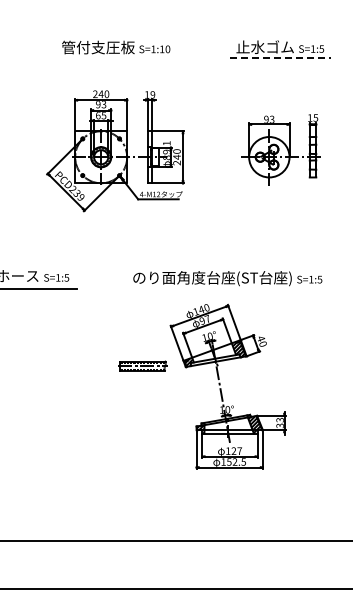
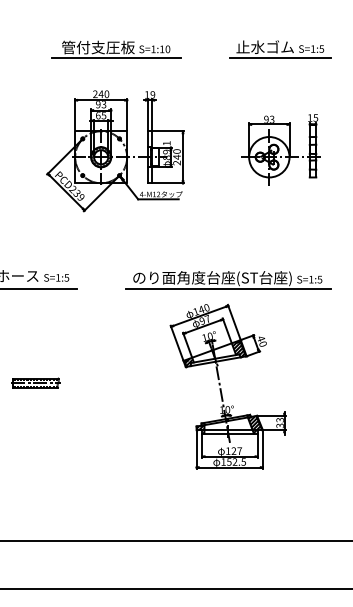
line: none -> present (116, 58)
line: dashed -> solid (280, 58)
line: none -> present (228, 288)
part position: (142, 365) -> (35, 382) (35, 382)
